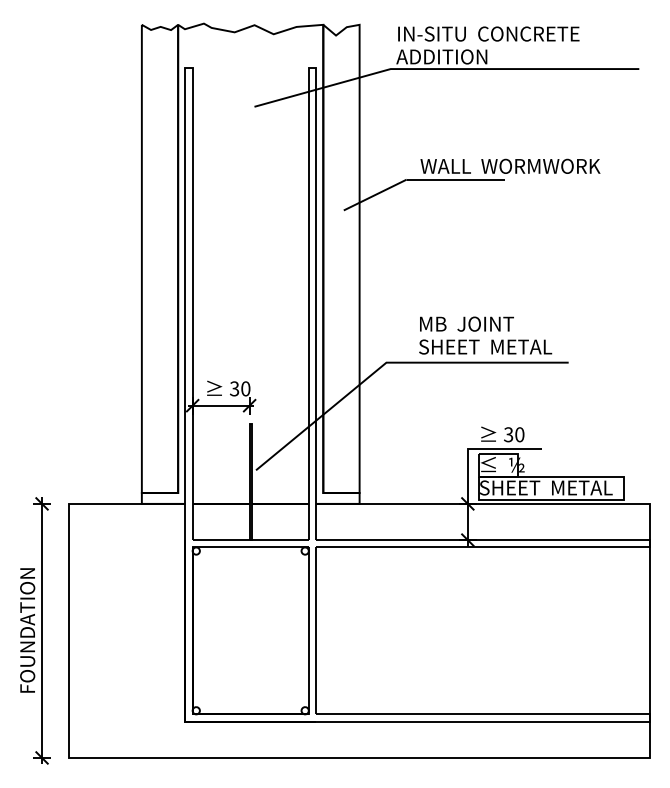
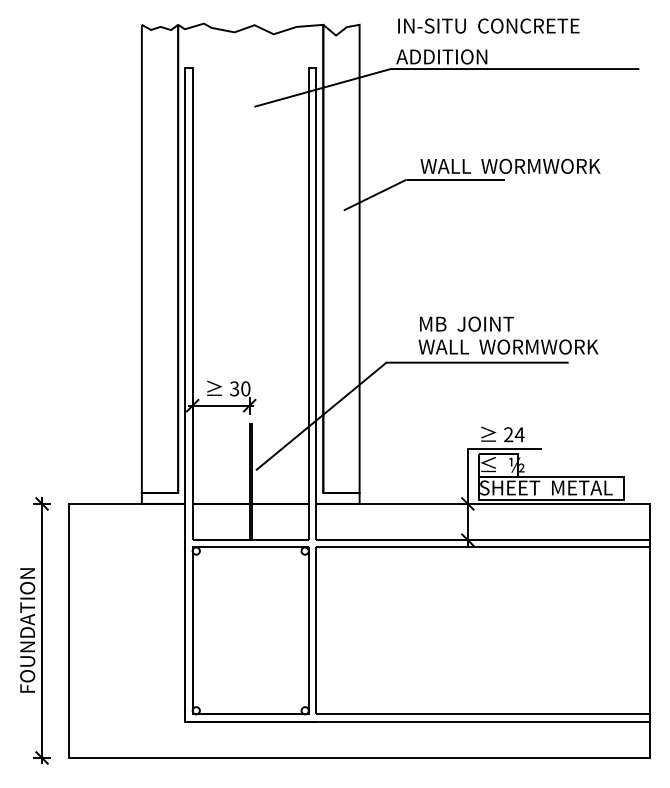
text position: (488, 33) -> (488, 25) (488, 25)
text: SHEET  METAL -> WALL  WORMWORK (508, 346)
text: 30 -> 24 (514, 434)
